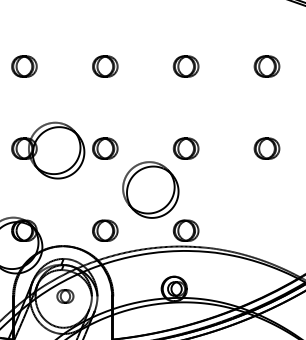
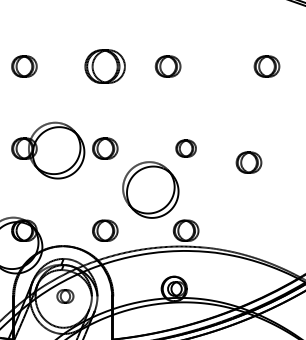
part size: 27x23 px -> 42x35 px (104, 66)
part position: (185, 66) -> (167, 66) (167, 66)
part size: 28x23 px -> 22x19 px (185, 148)
part position: (266, 148) -> (248, 162) (248, 162)
